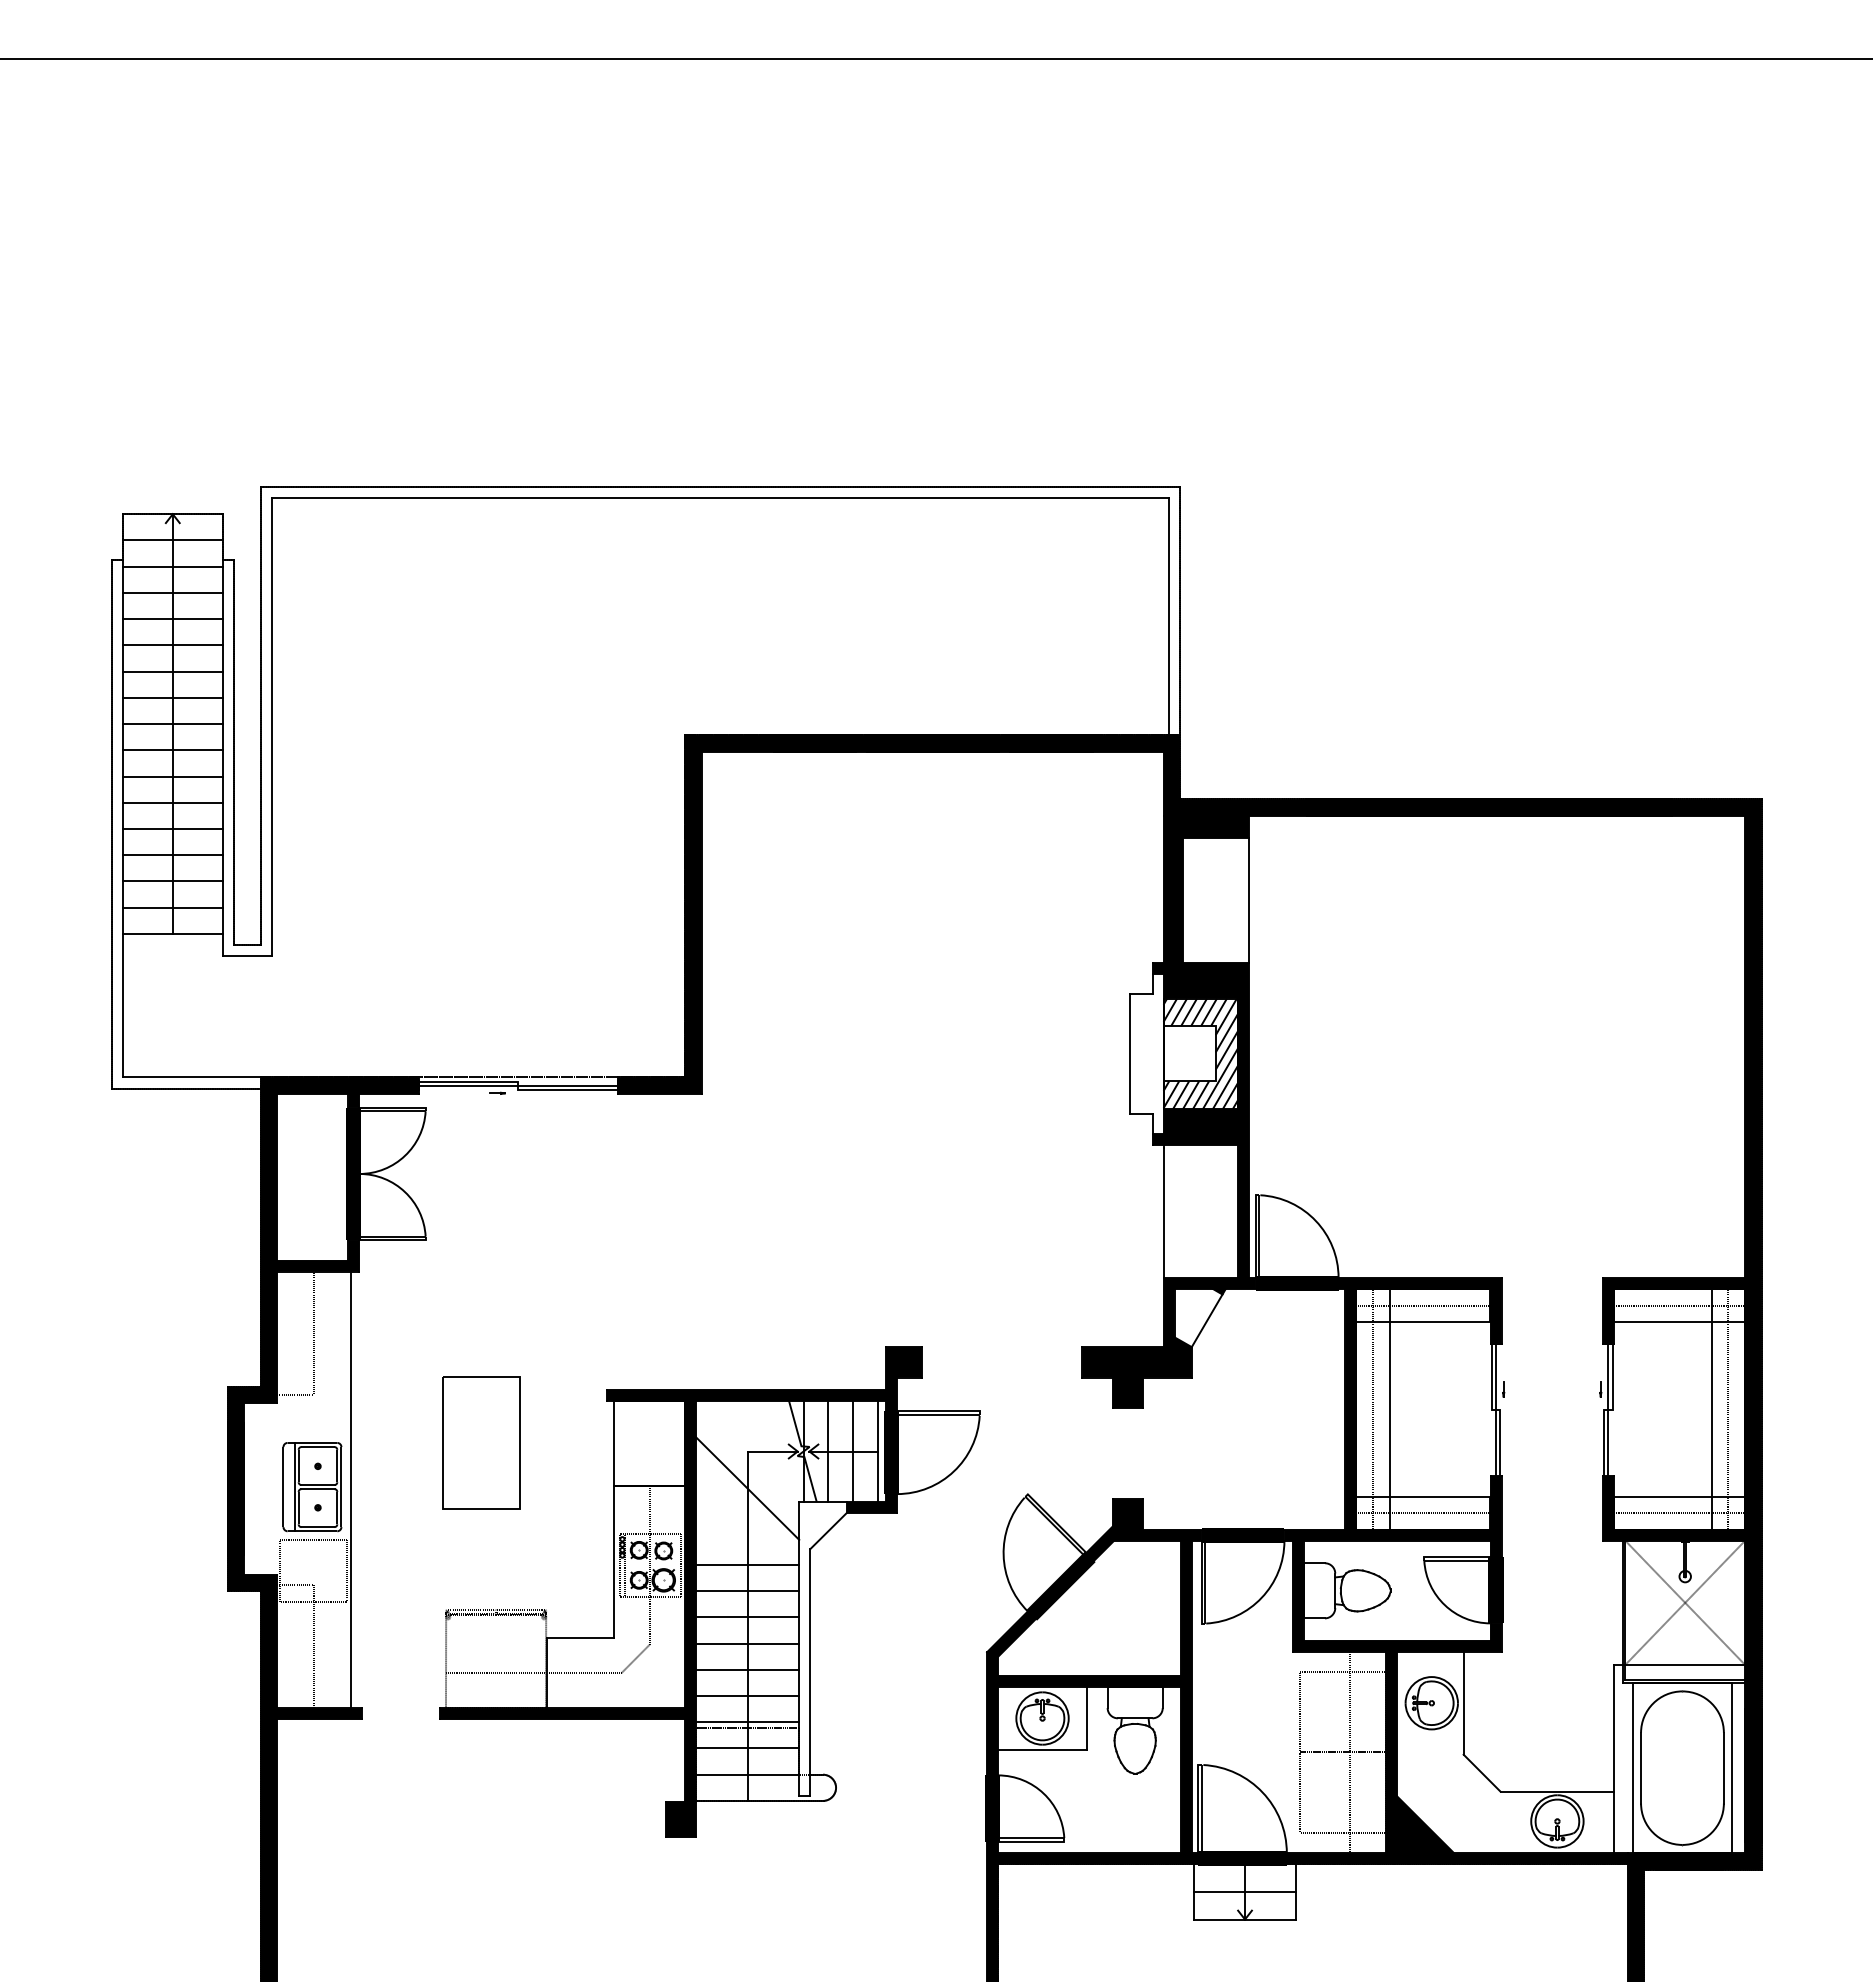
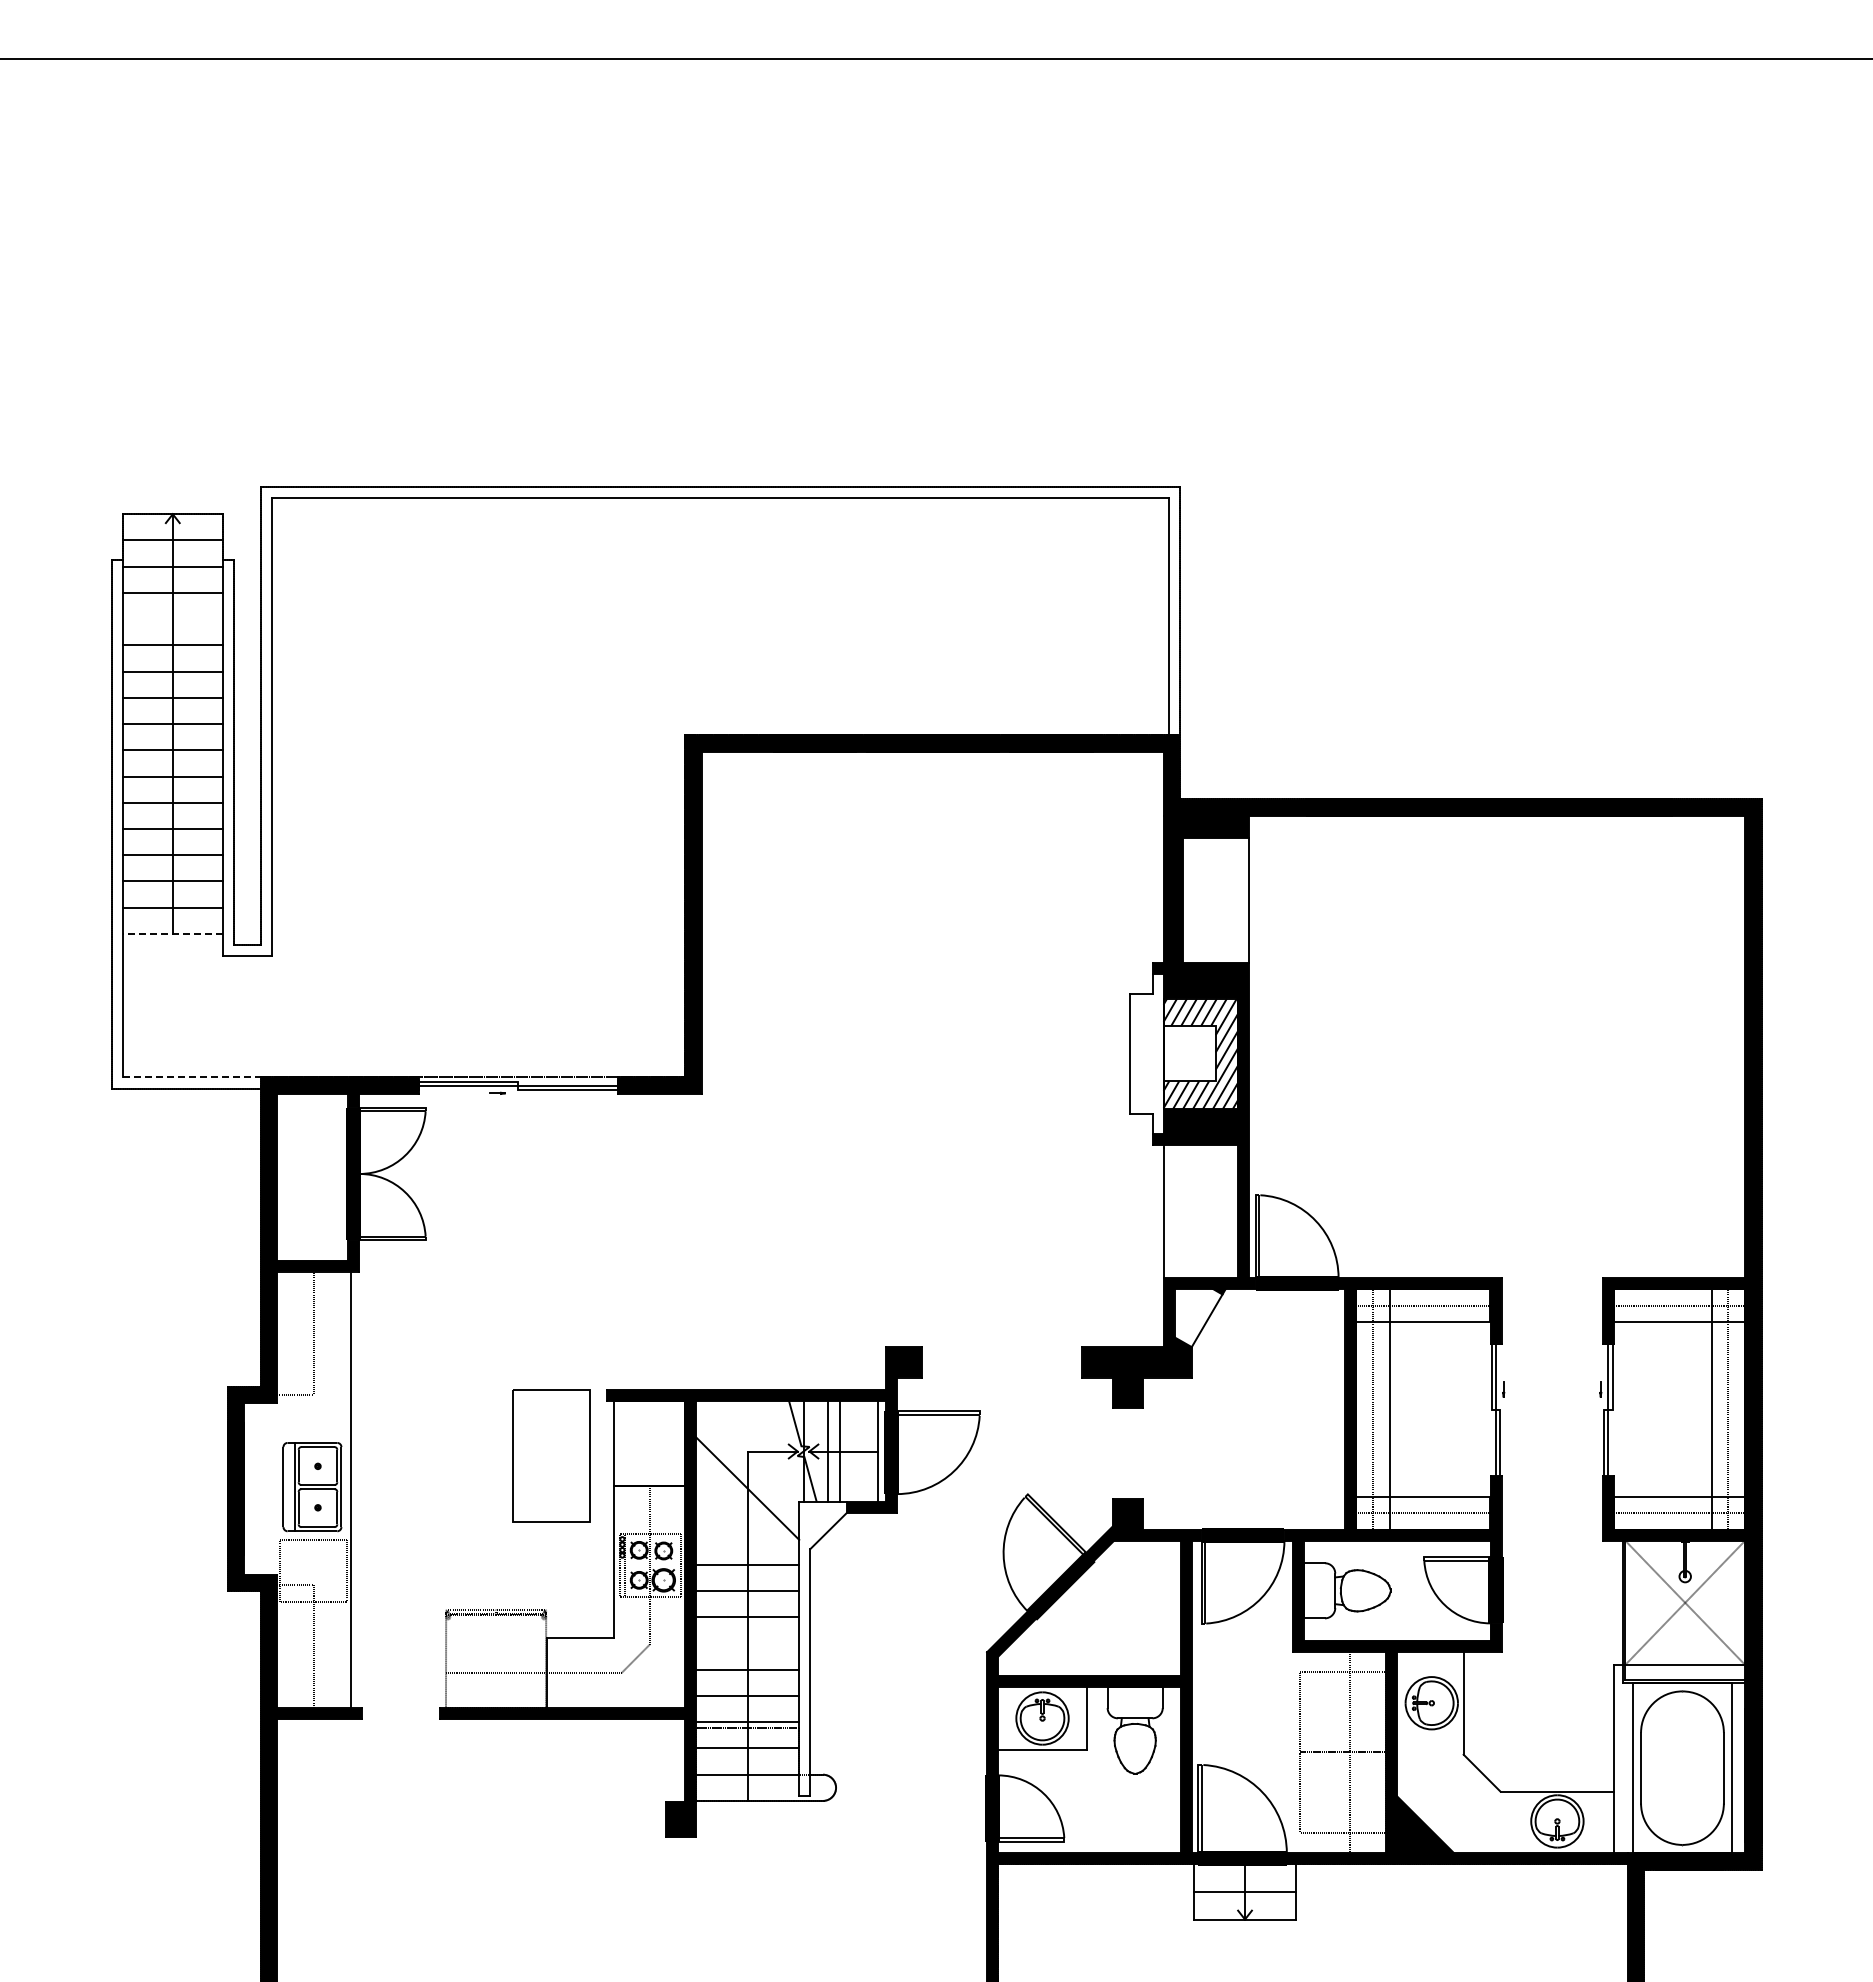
line: present -> none (172, 619)
line: solid -> dashed (172, 933)
line: solid -> dashed (191, 1077)
part position: (481, 1442) -> (551, 1455) (551, 1455)
line position: (853, 1451) -> (840, 1451) (840, 1451)
line: present -> none (747, 1643)
